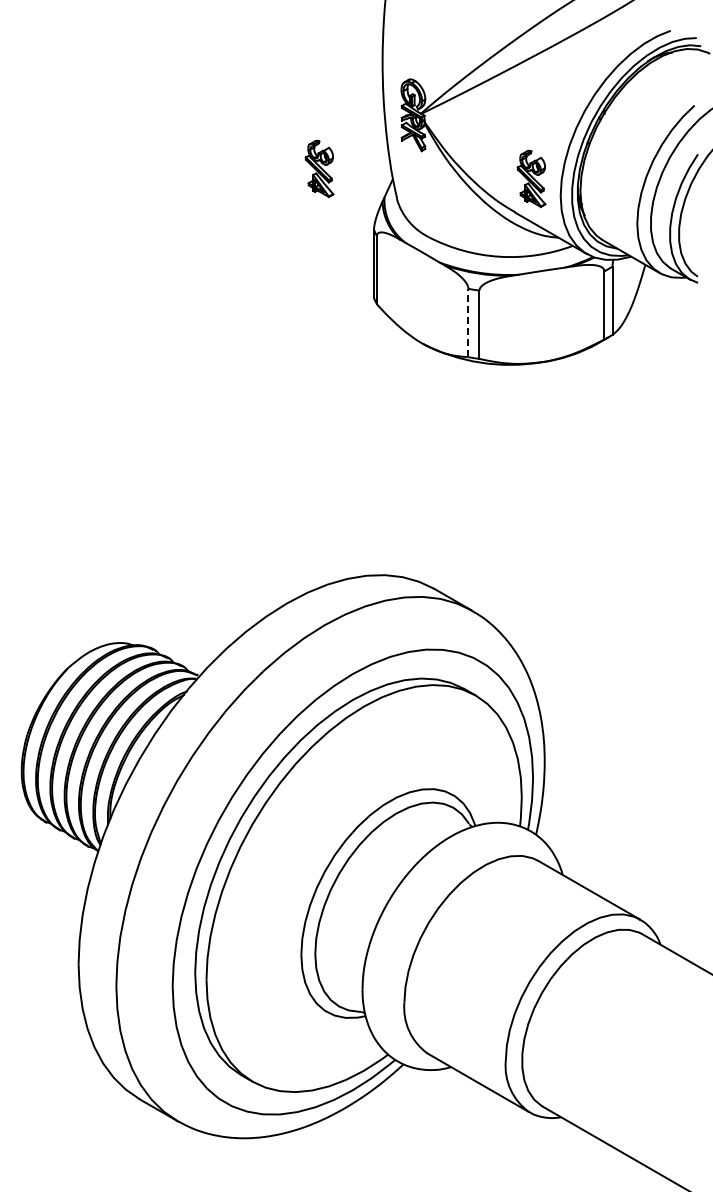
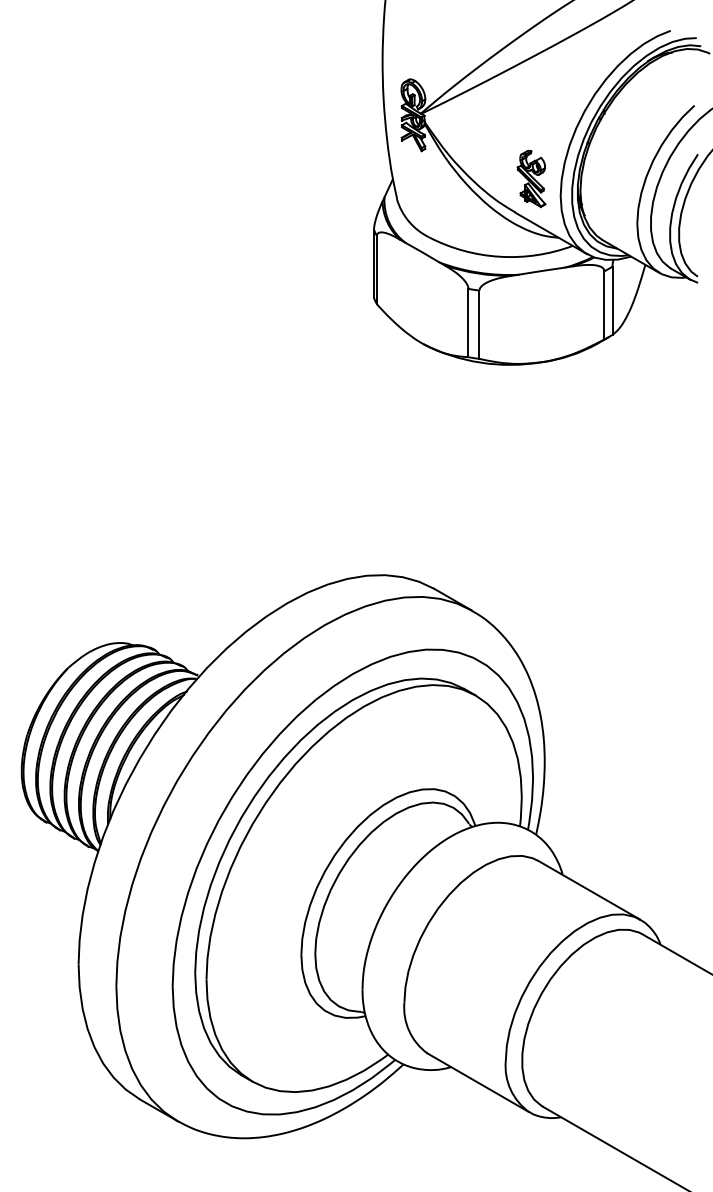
part: present -> none (319, 168)
line: dashed -> solid (468, 322)
